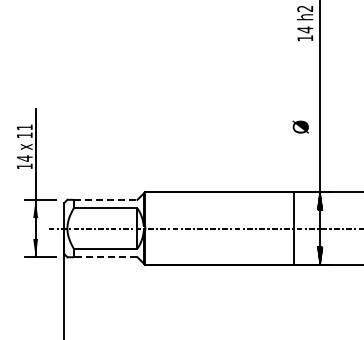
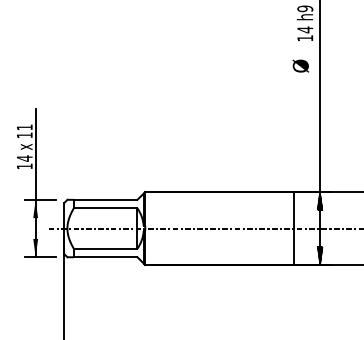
text: h2 -> h9 (305, 8)
text position: (300, 126) -> (300, 65) (300, 65)
line: dashed -> solid (105, 199)
line: dashed -> solid (105, 257)
